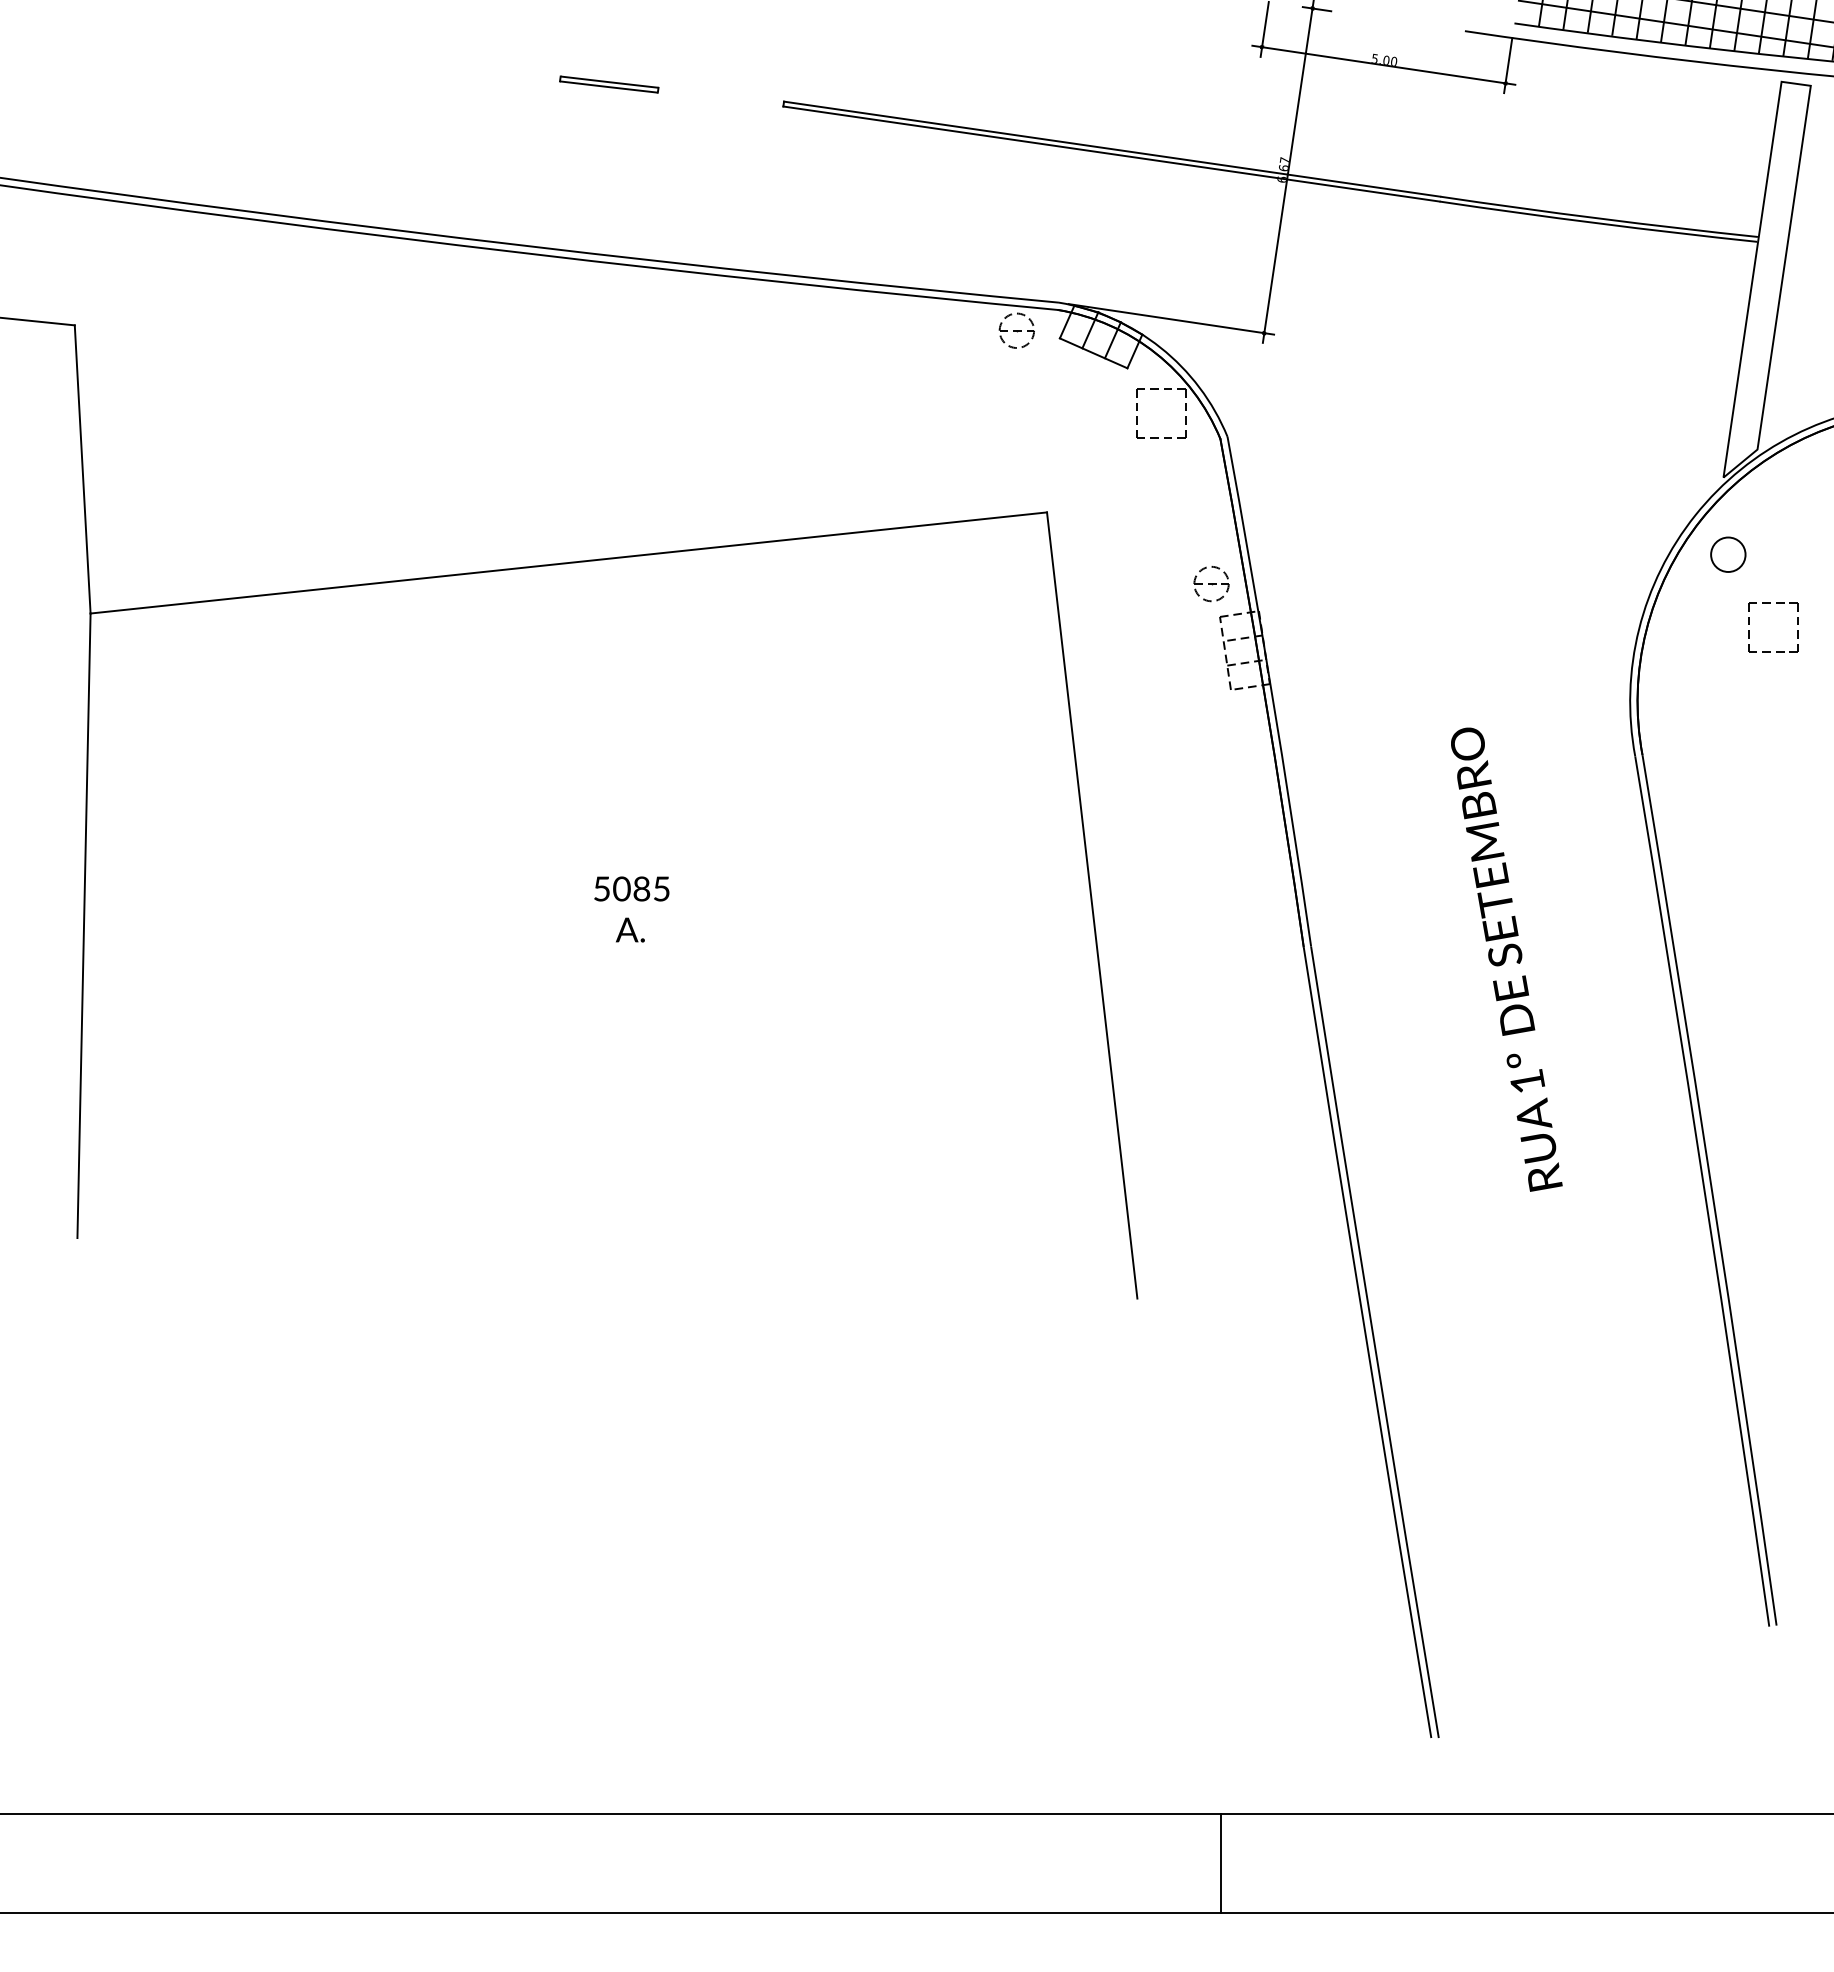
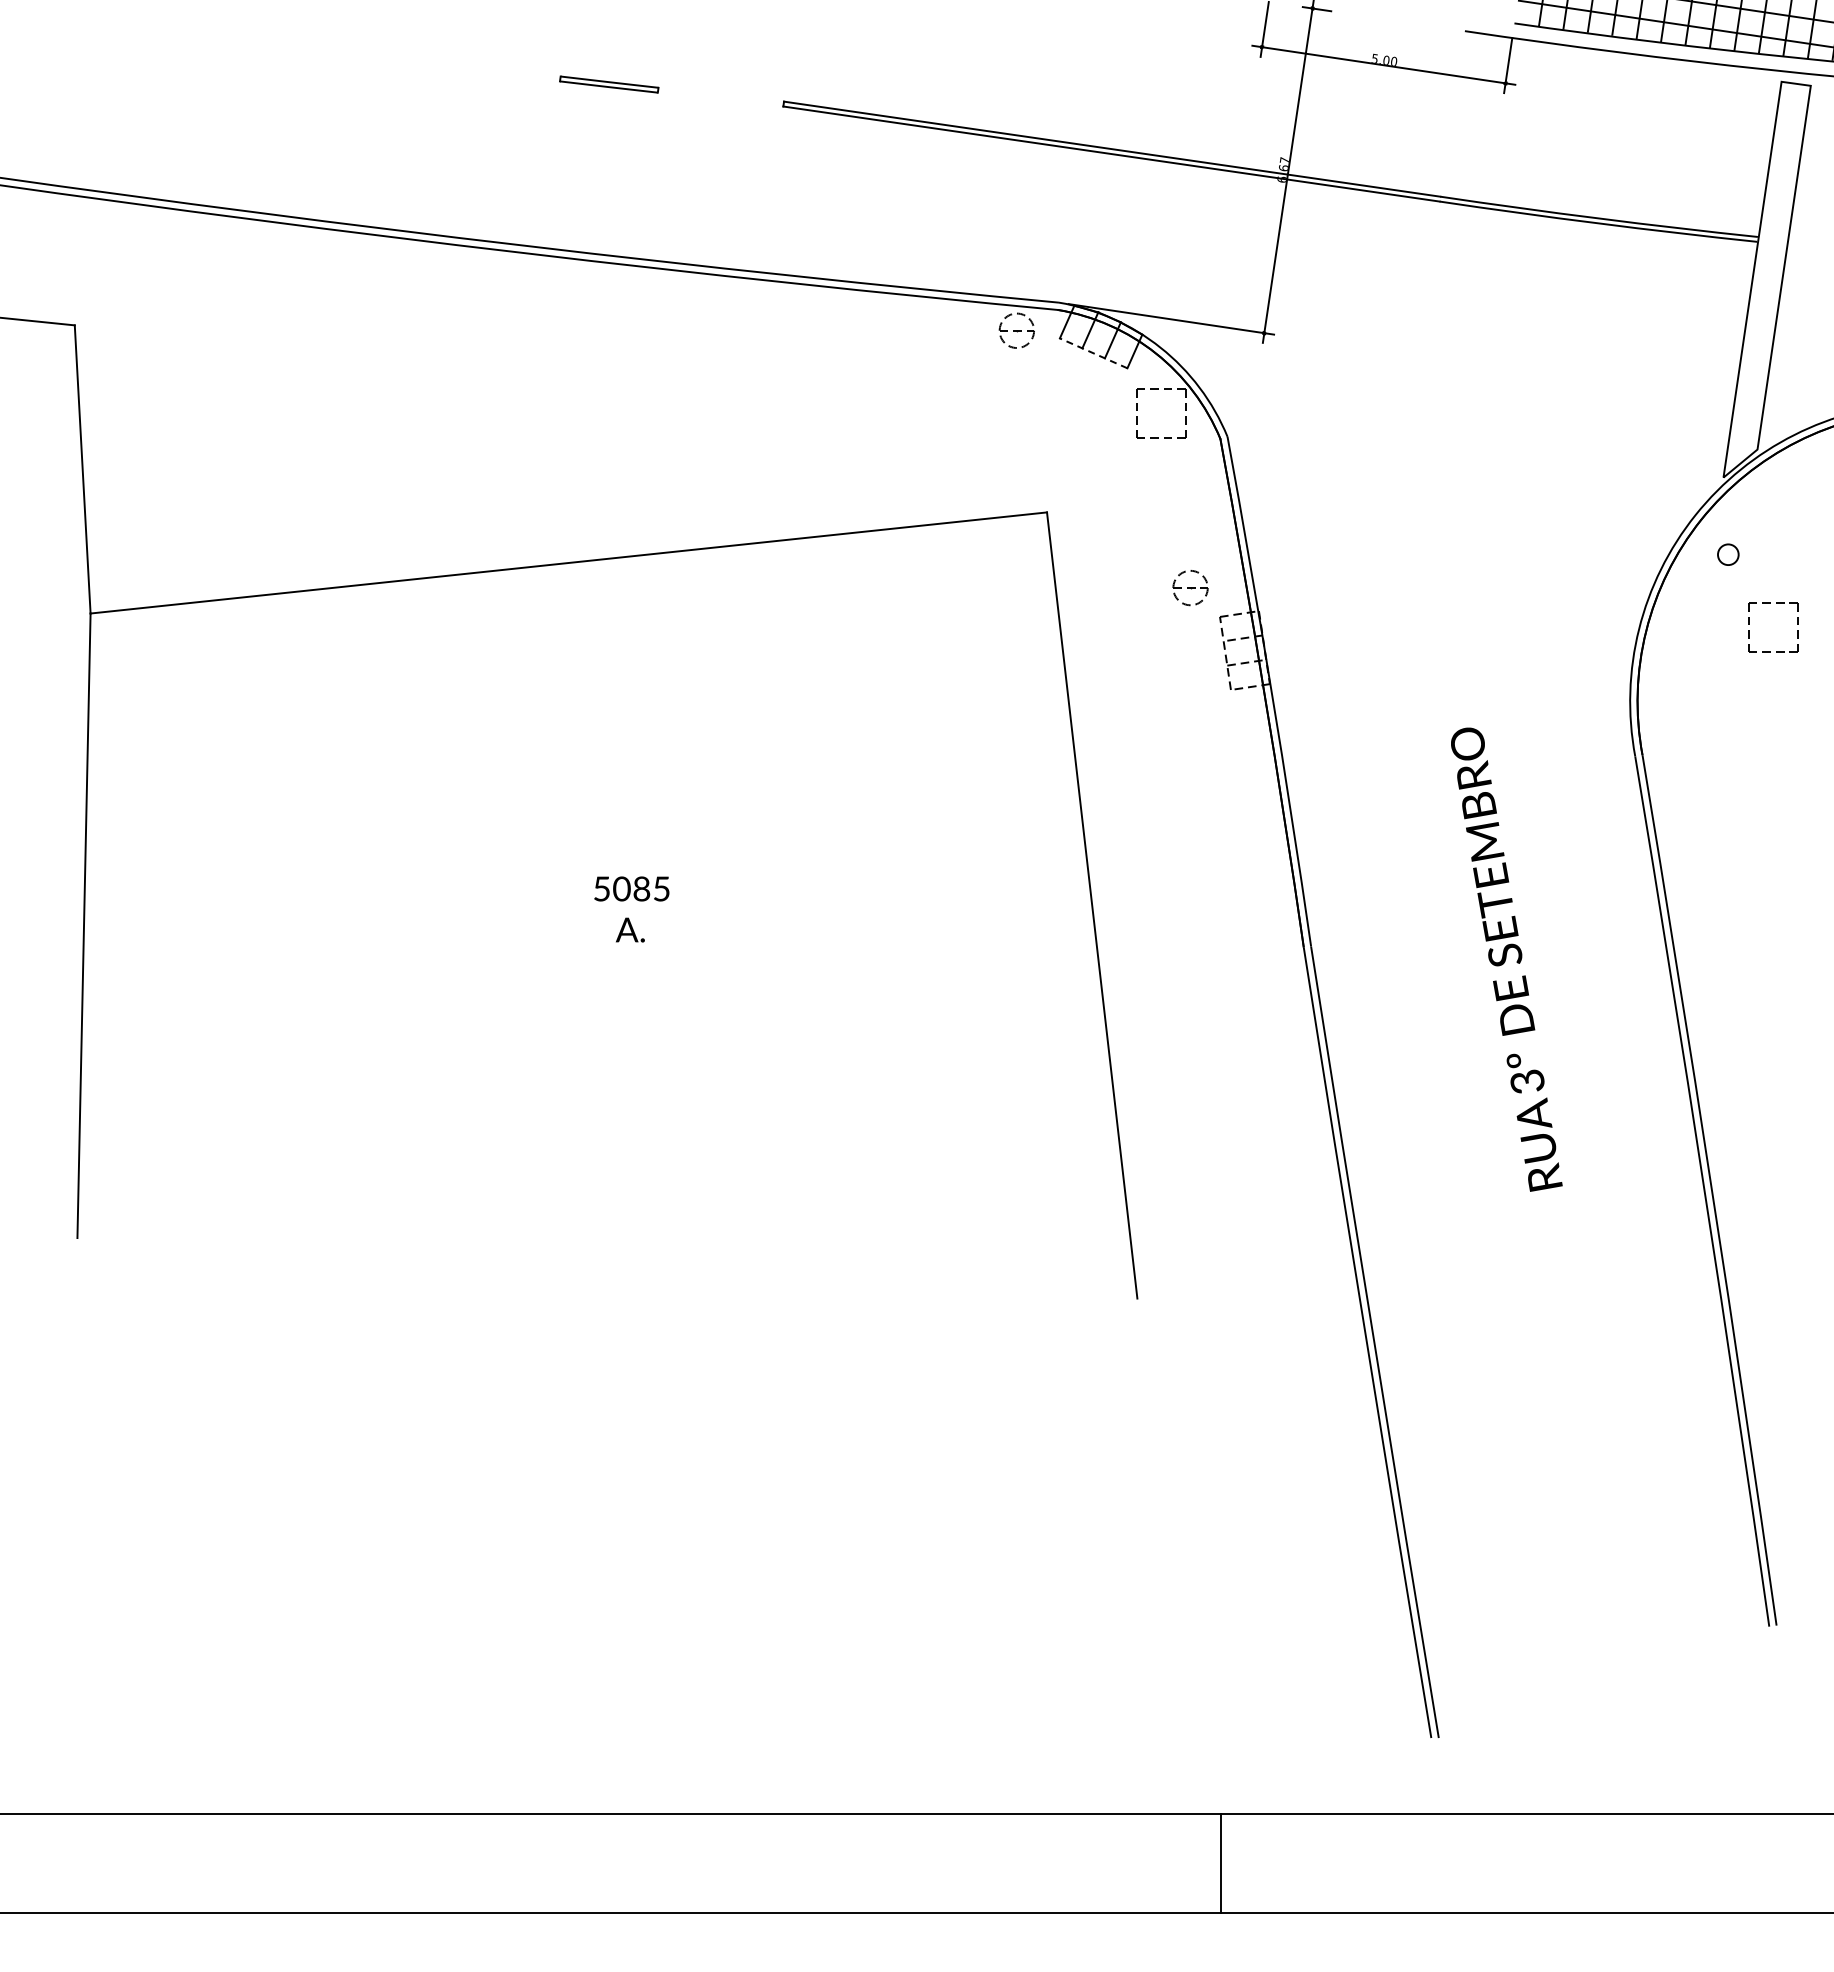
line: solid -> dashed (1093, 353)
circle diameter: 34 px -> 21 px (1727, 554)
part position: (1211, 584) -> (1190, 588) (1190, 588)
text: 1º -> 3º (1527, 1081)
